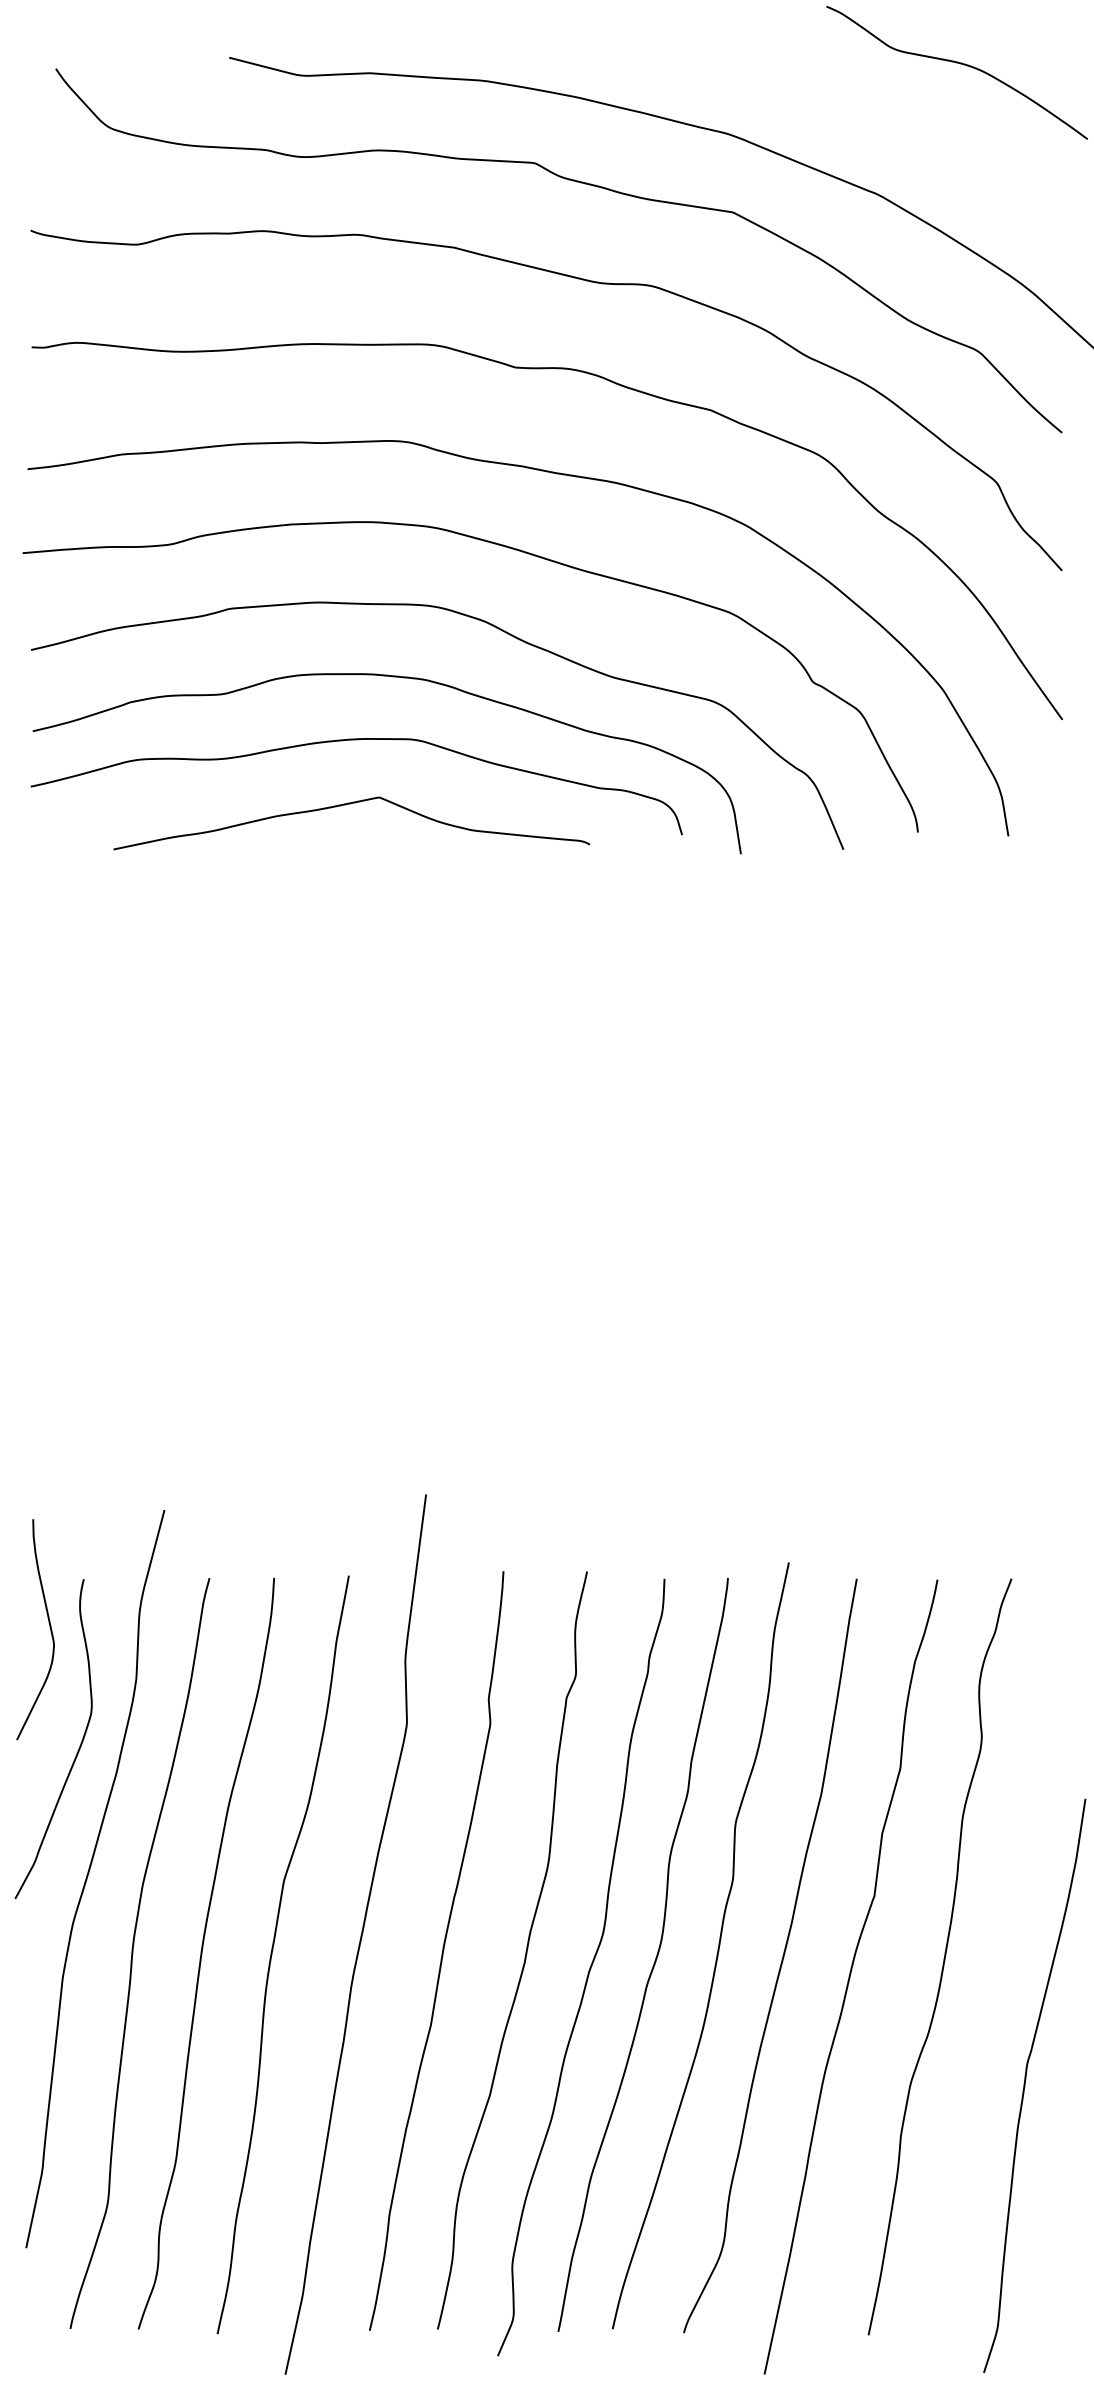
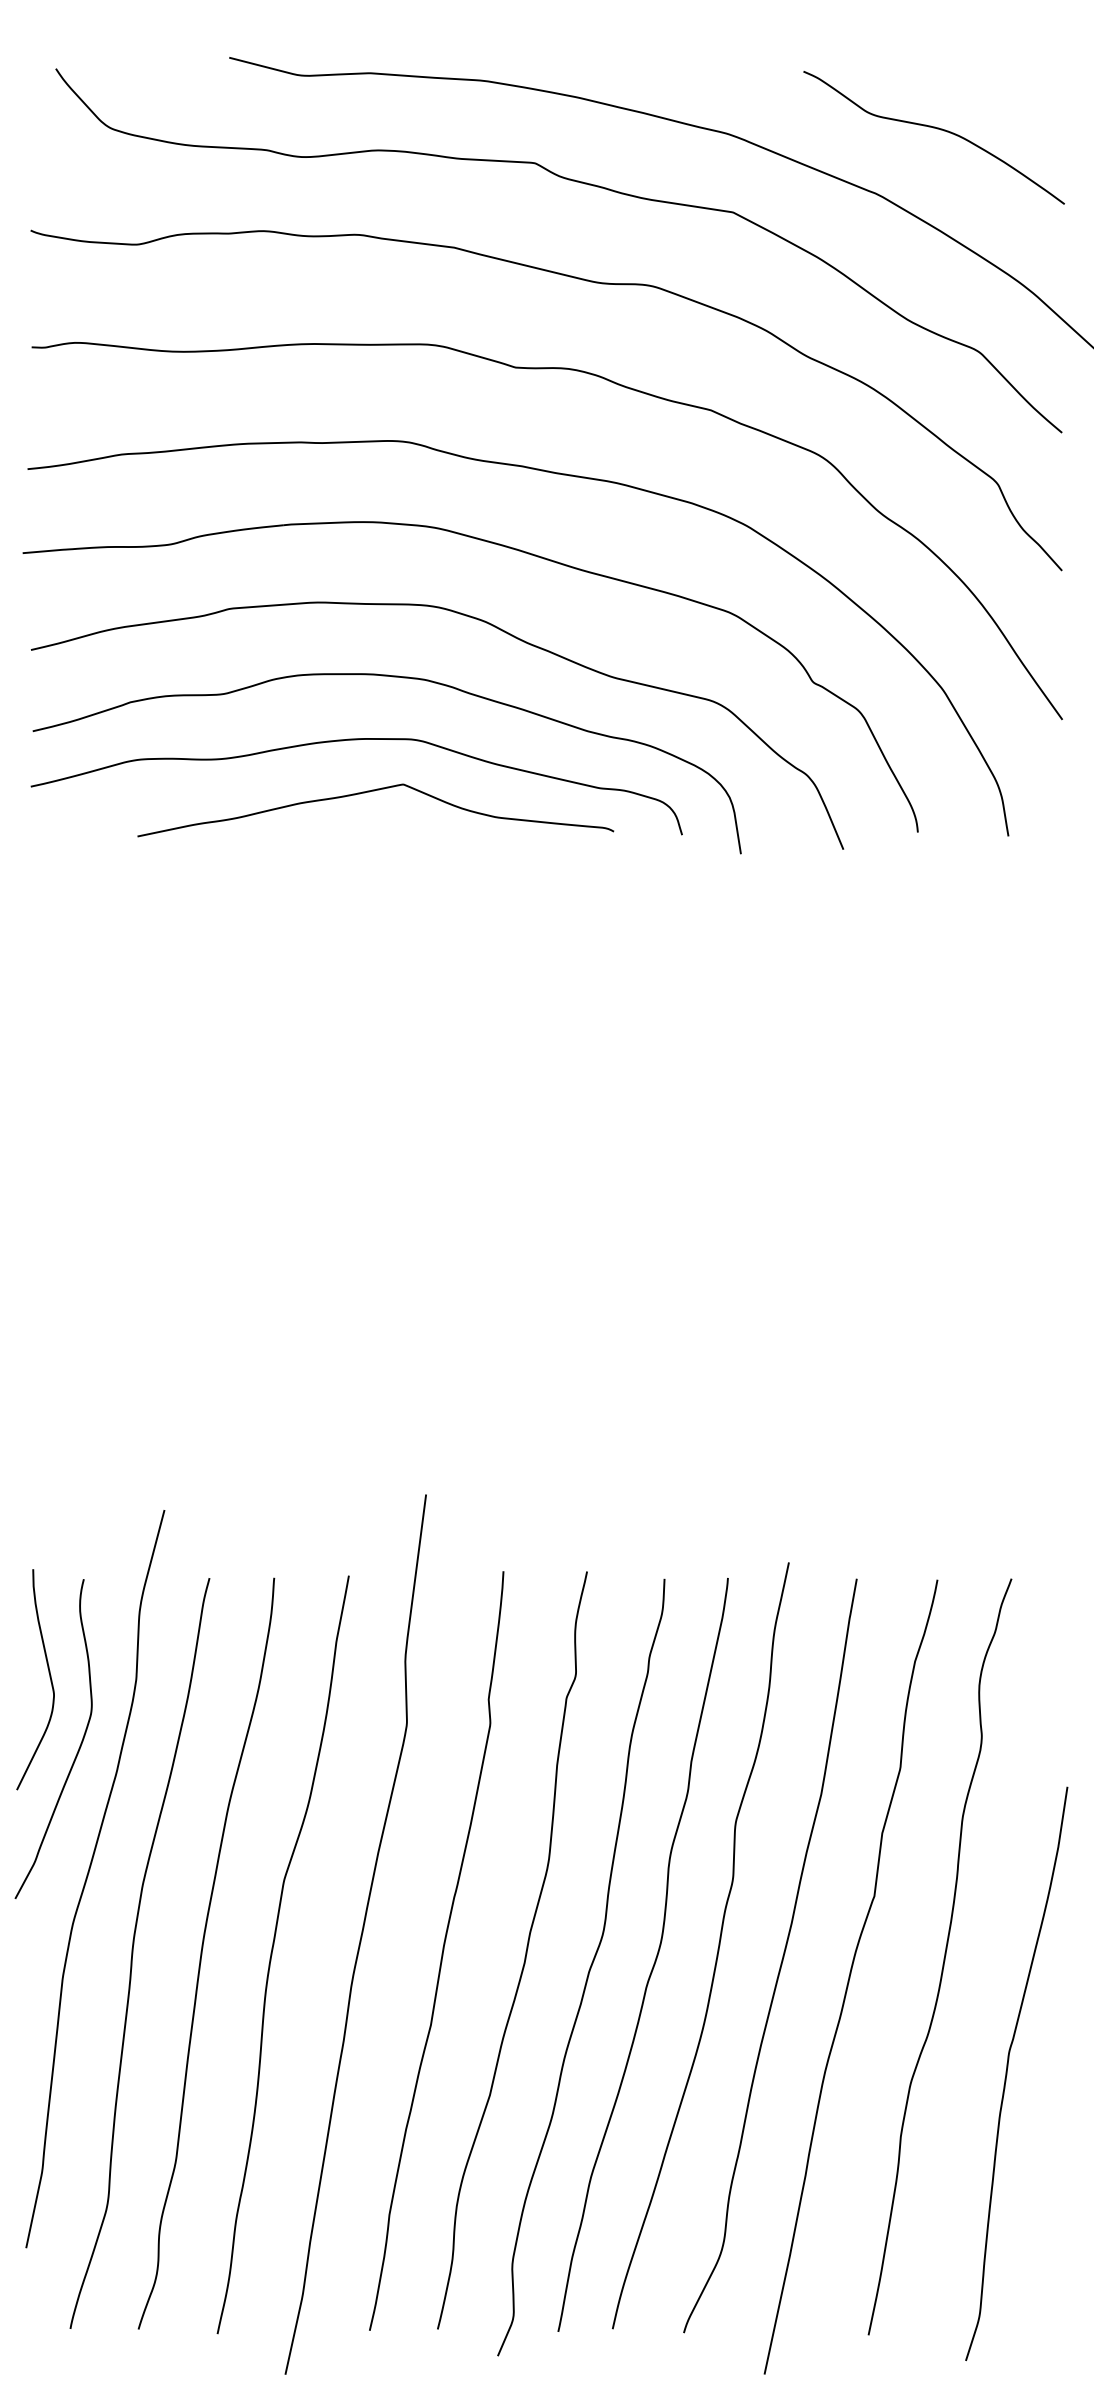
curve position: (960, 64) -> (937, 129) (937, 129)
curve position: (345, 805) -> (369, 792) (369, 792)
curve position: (49, 1627) -> (49, 1677) (49, 1677)
curve position: (1025, 2085) -> (1007, 2073) (1007, 2073)
